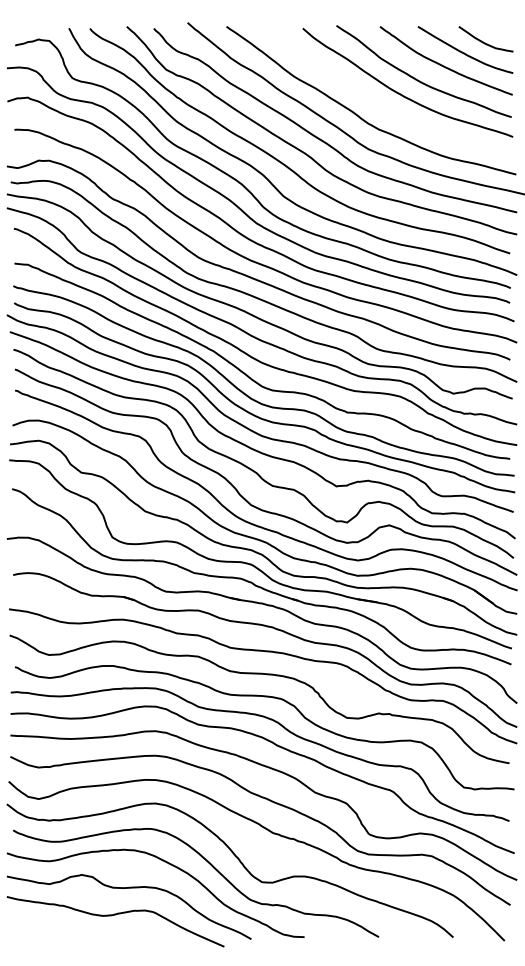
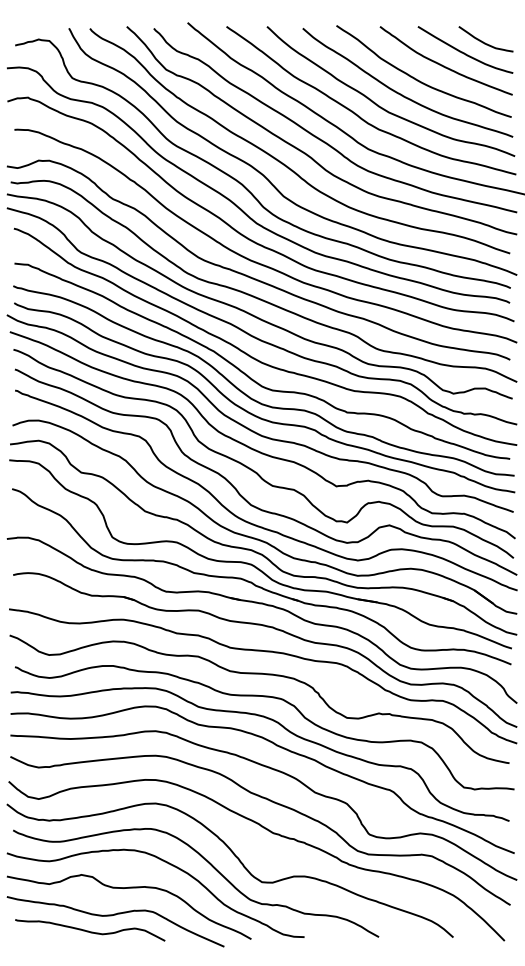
curve: none -> present (381, 106)
curve: none -> present (90, 931)
